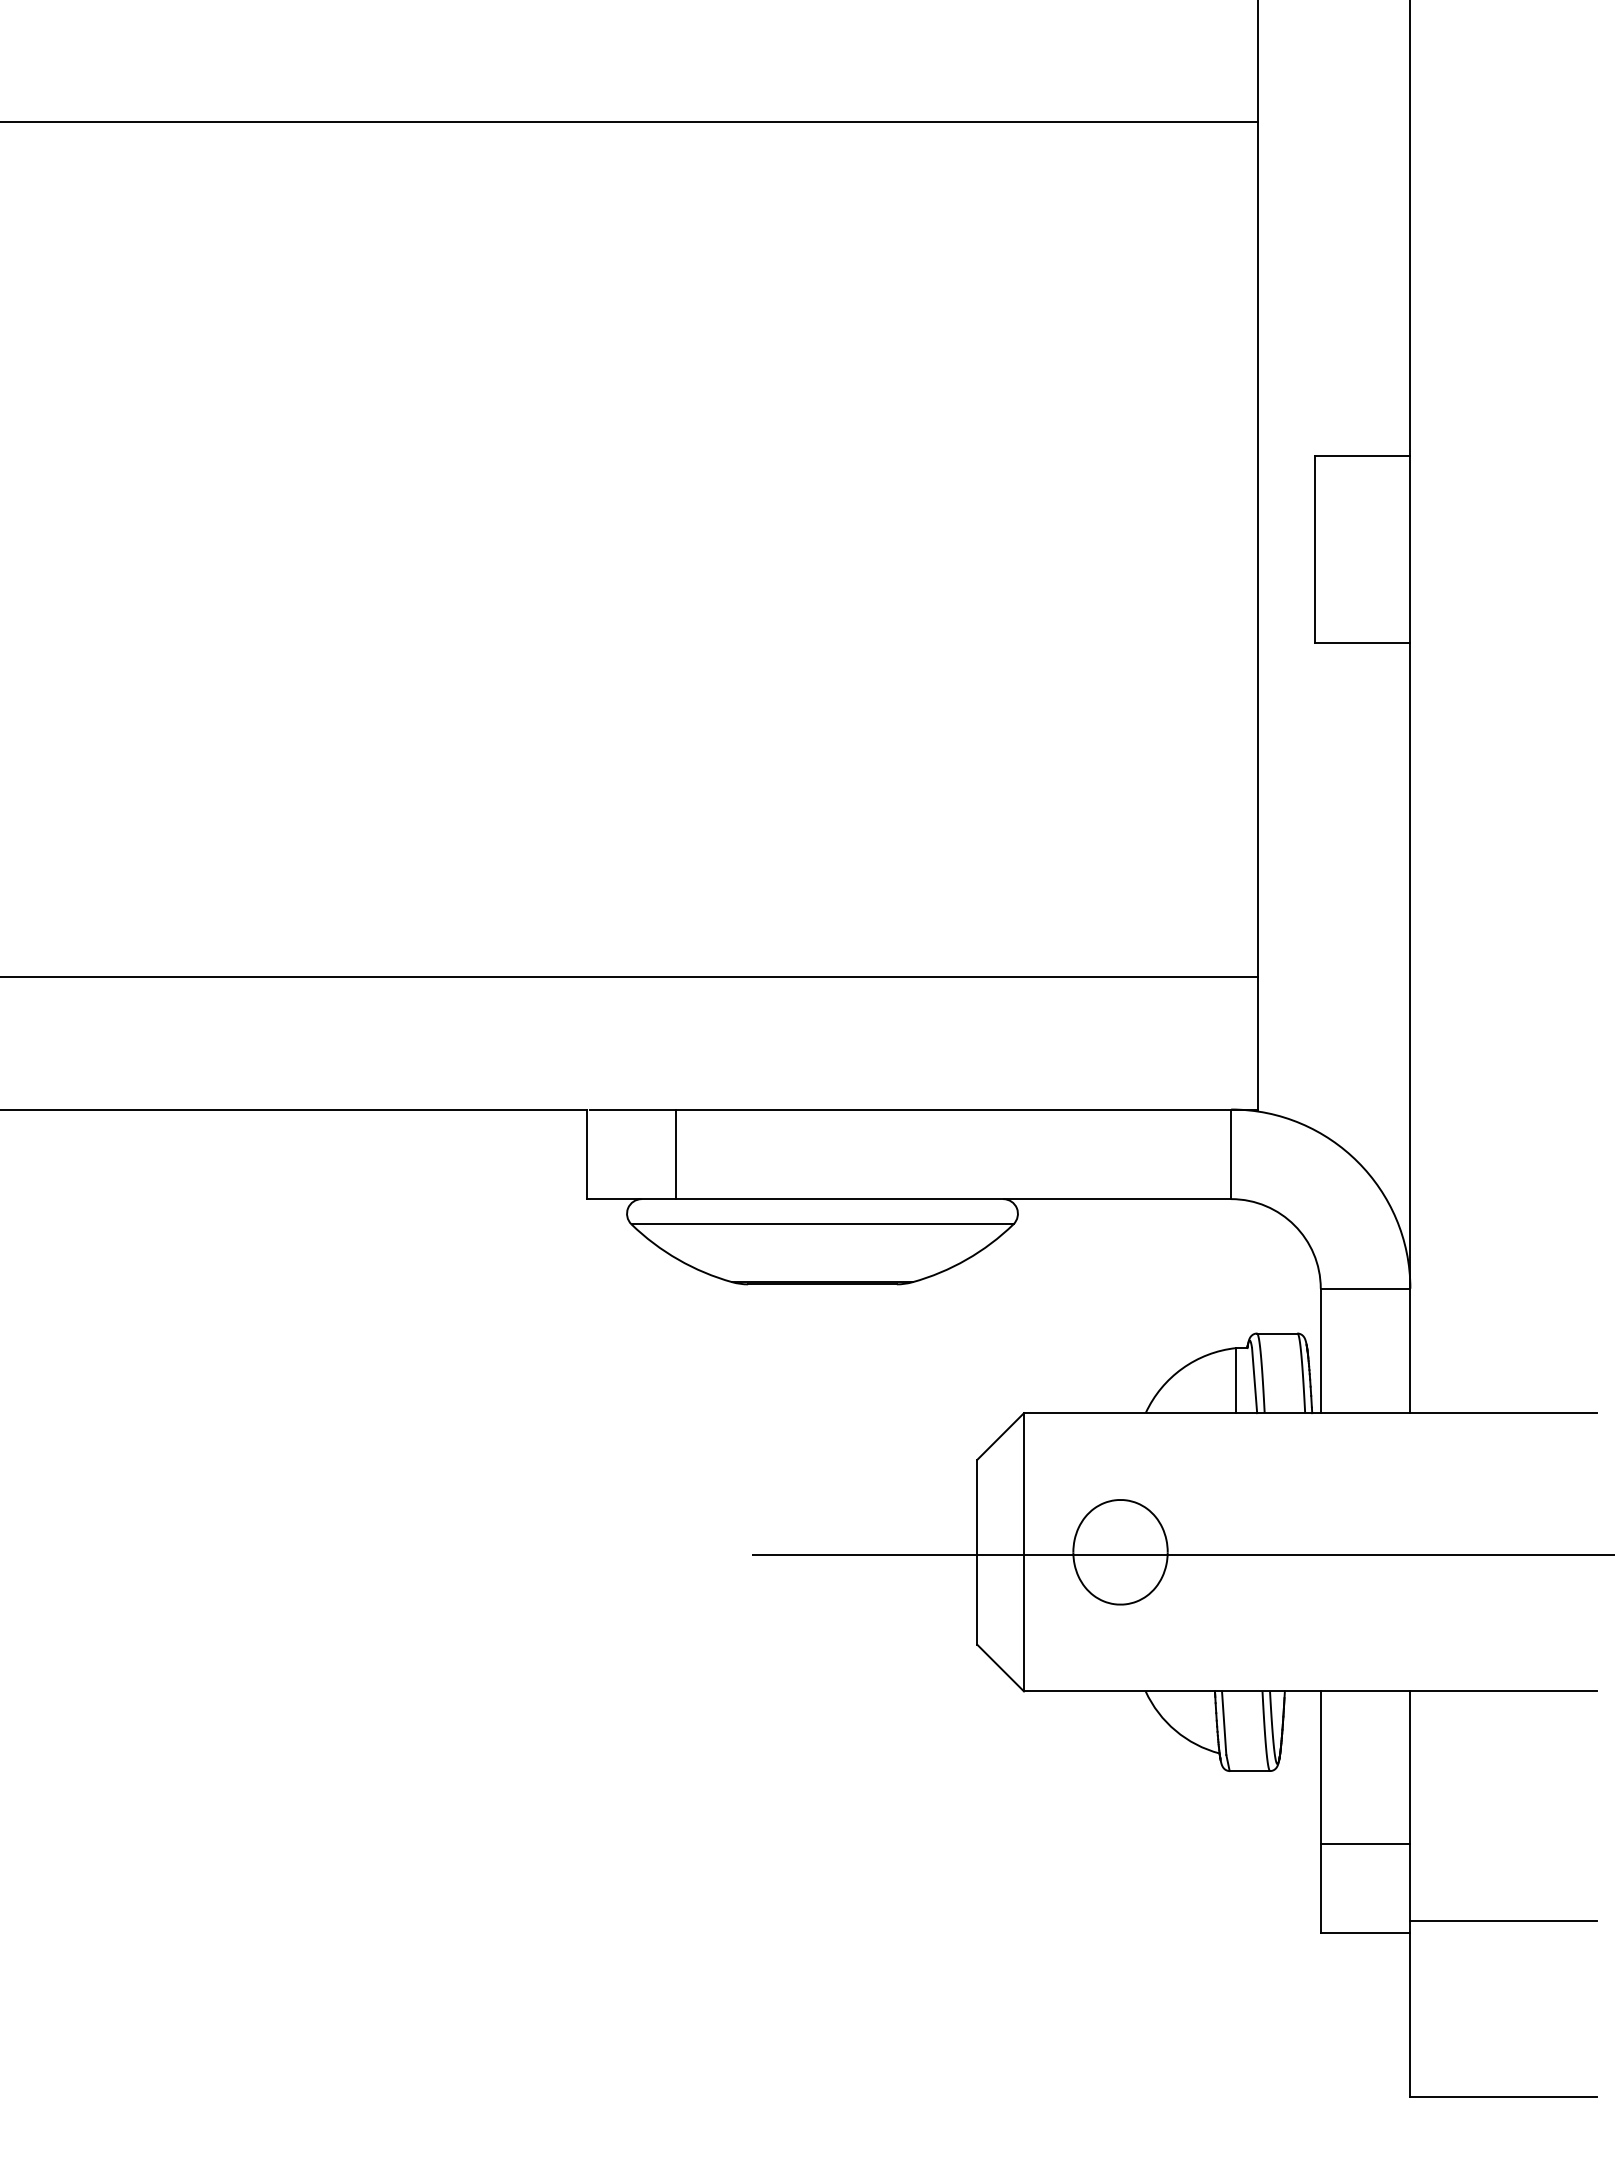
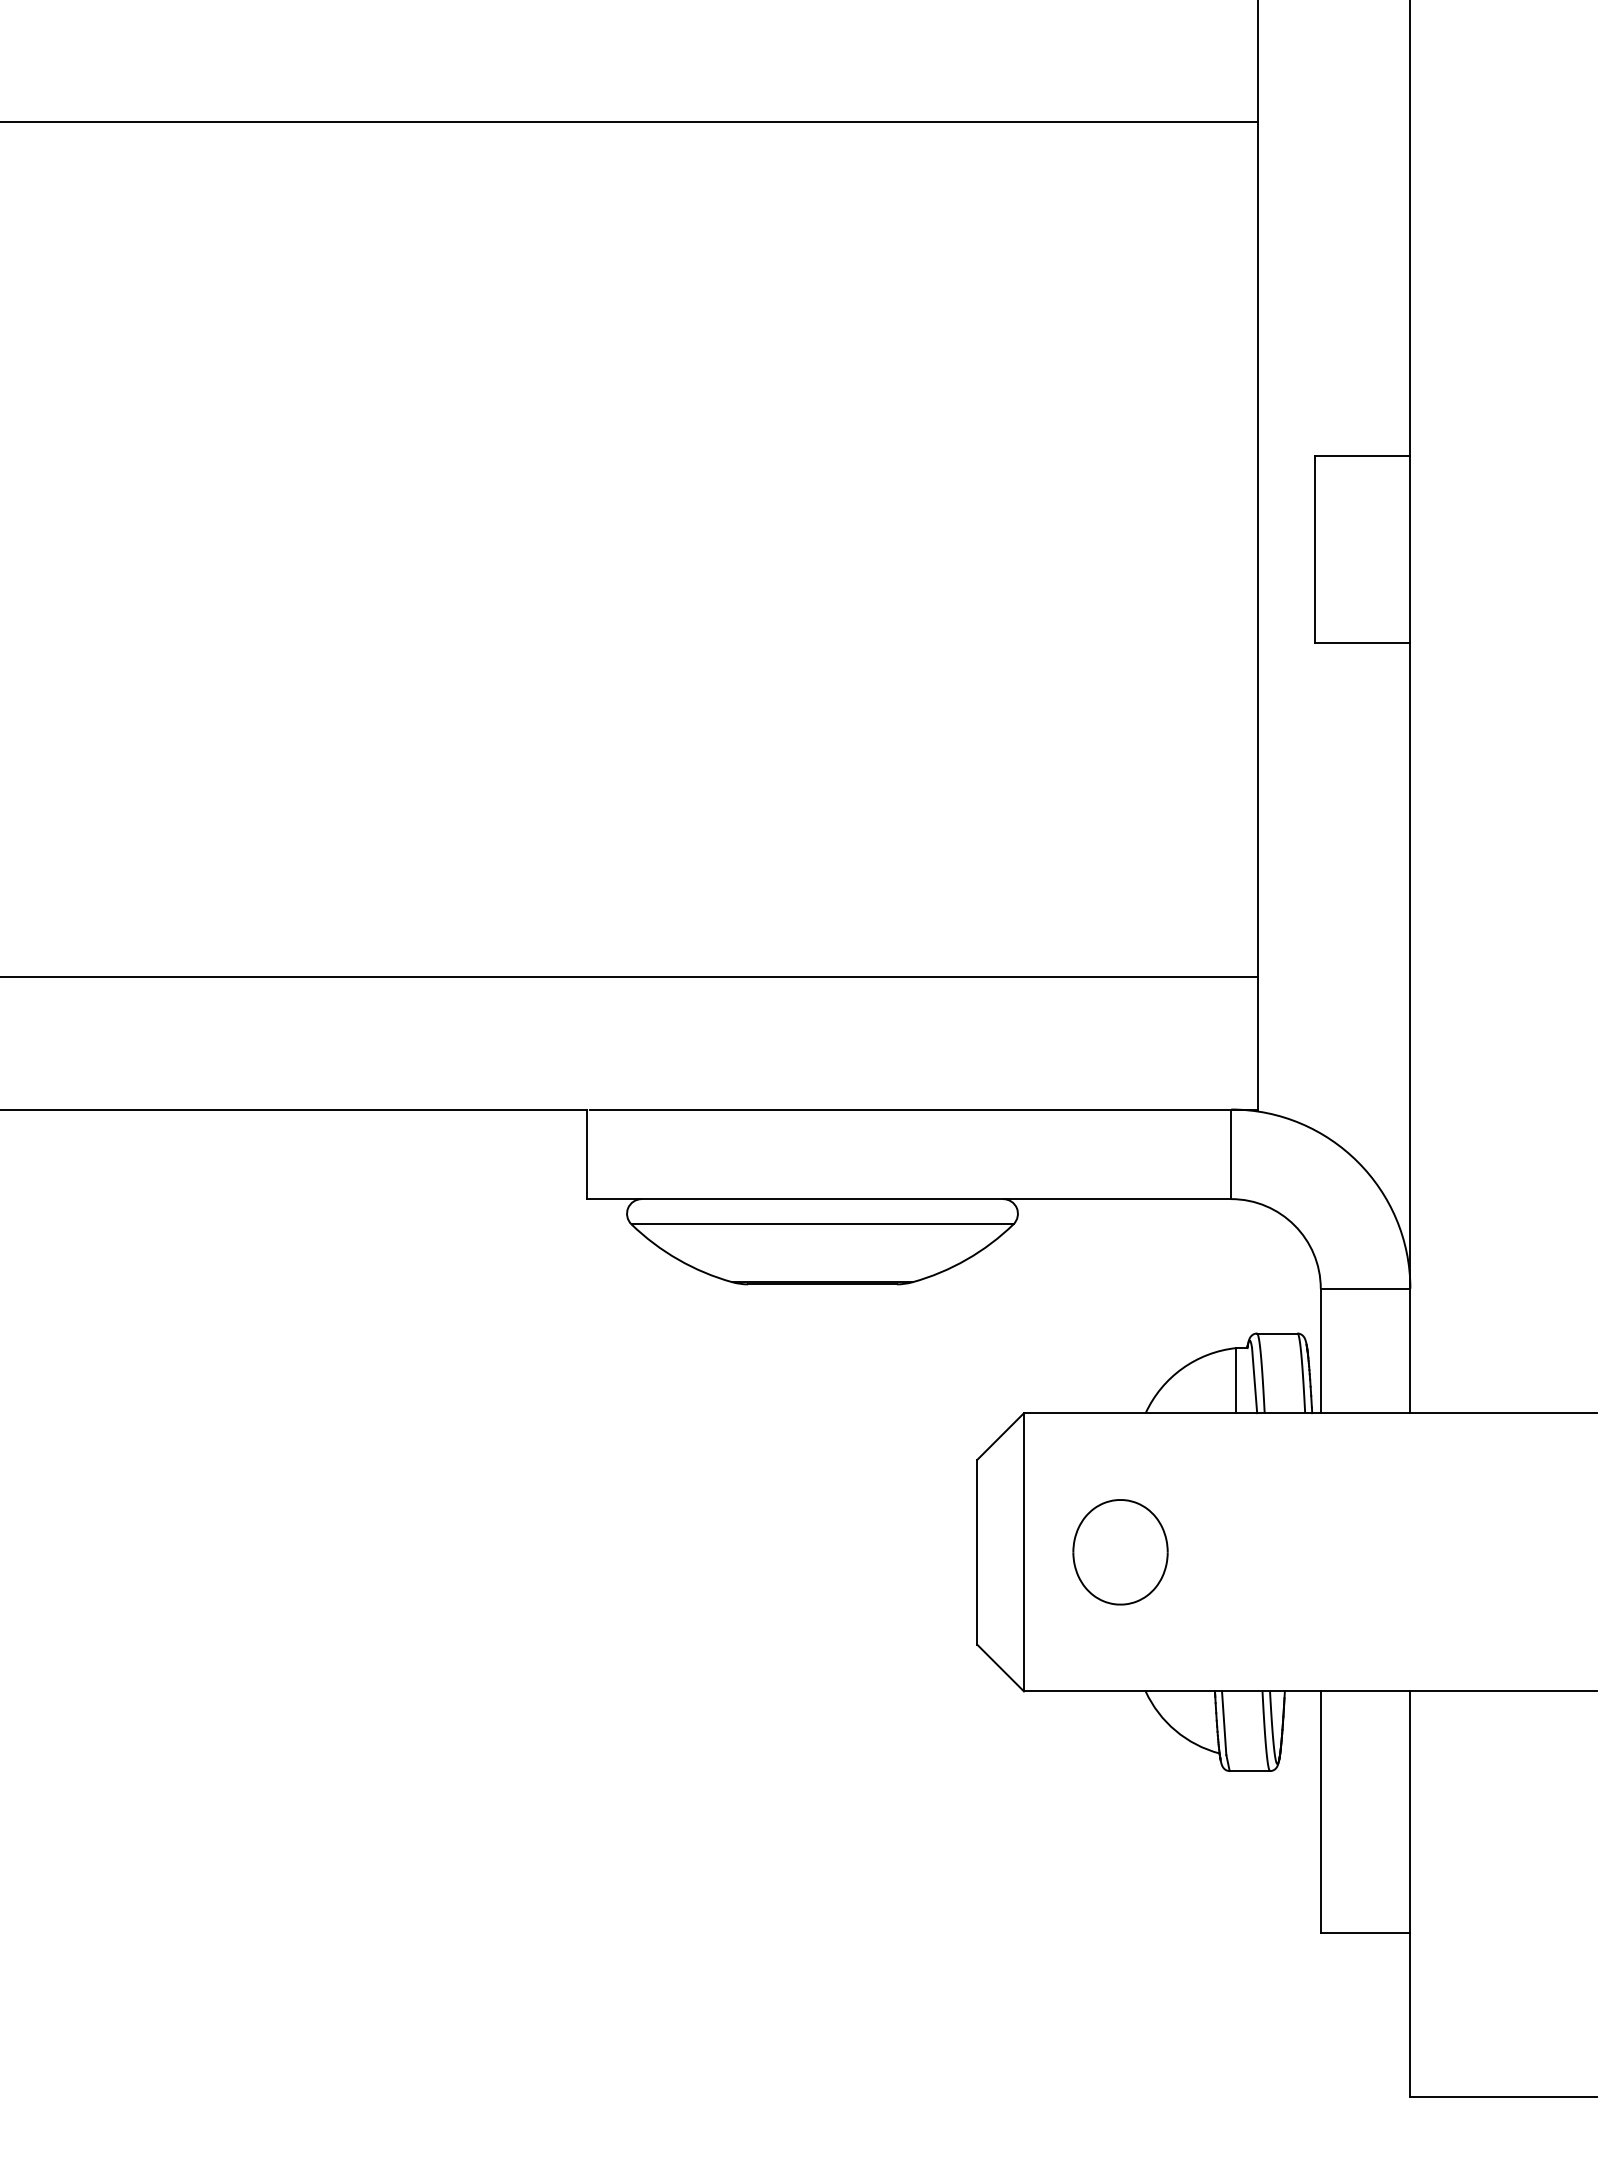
line: present -> none (675, 1154)
line: present -> none (1181, 1555)
line: present -> none (1365, 1844)
line: present -> none (1503, 1920)
